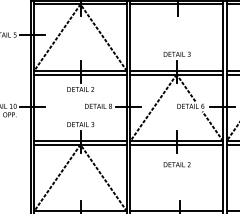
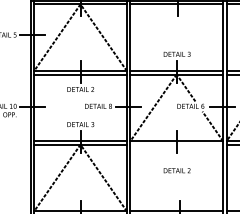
line: present -> none (176, 144)
text position: (176, 164) -> (176, 170) (176, 170)
